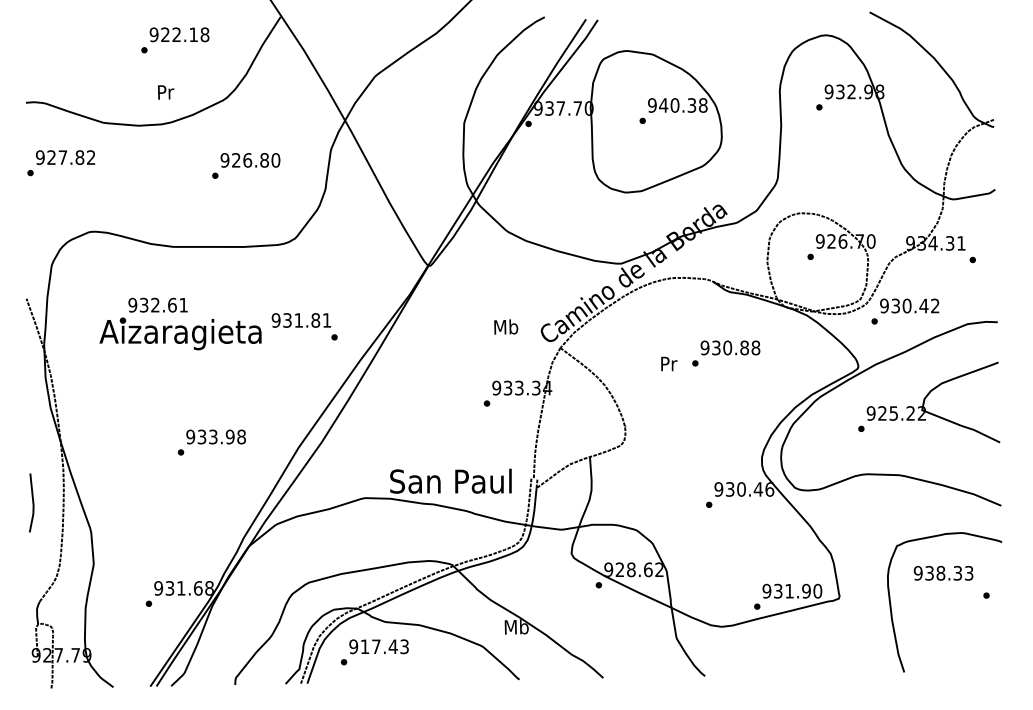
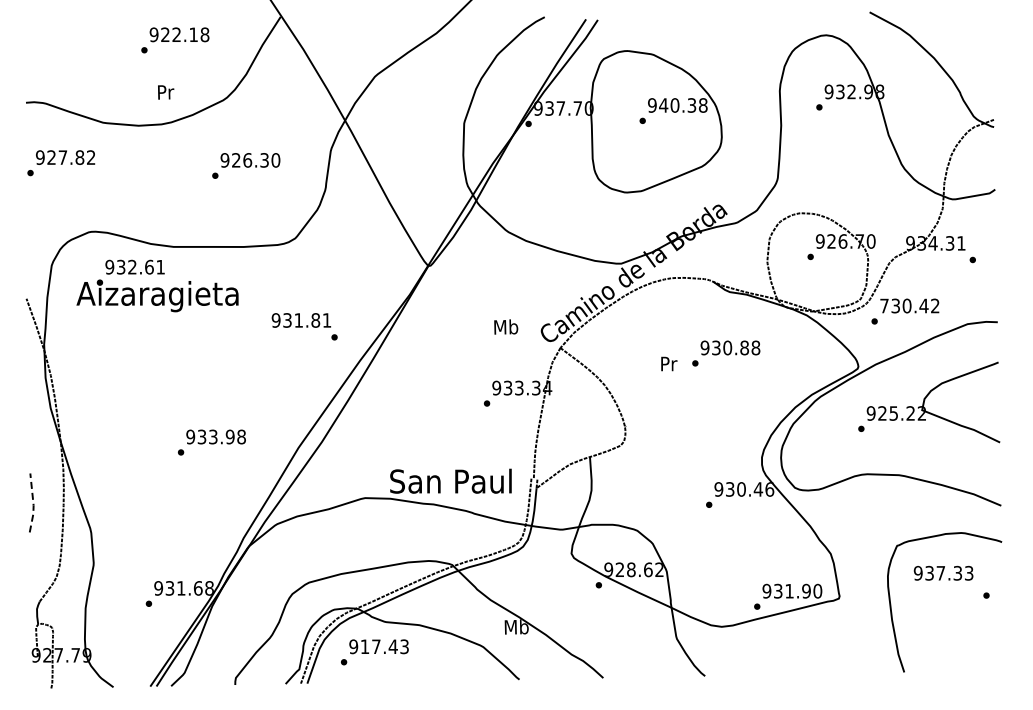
text: 926.80 -> 926.30 (264, 160)
text: 930.42 -> 730.42 (884, 305)
text position: (180, 323) -> (157, 285) (157, 285)
line: solid -> dashed (33, 503)
text: 938.33 -> 937.33 (940, 572)
